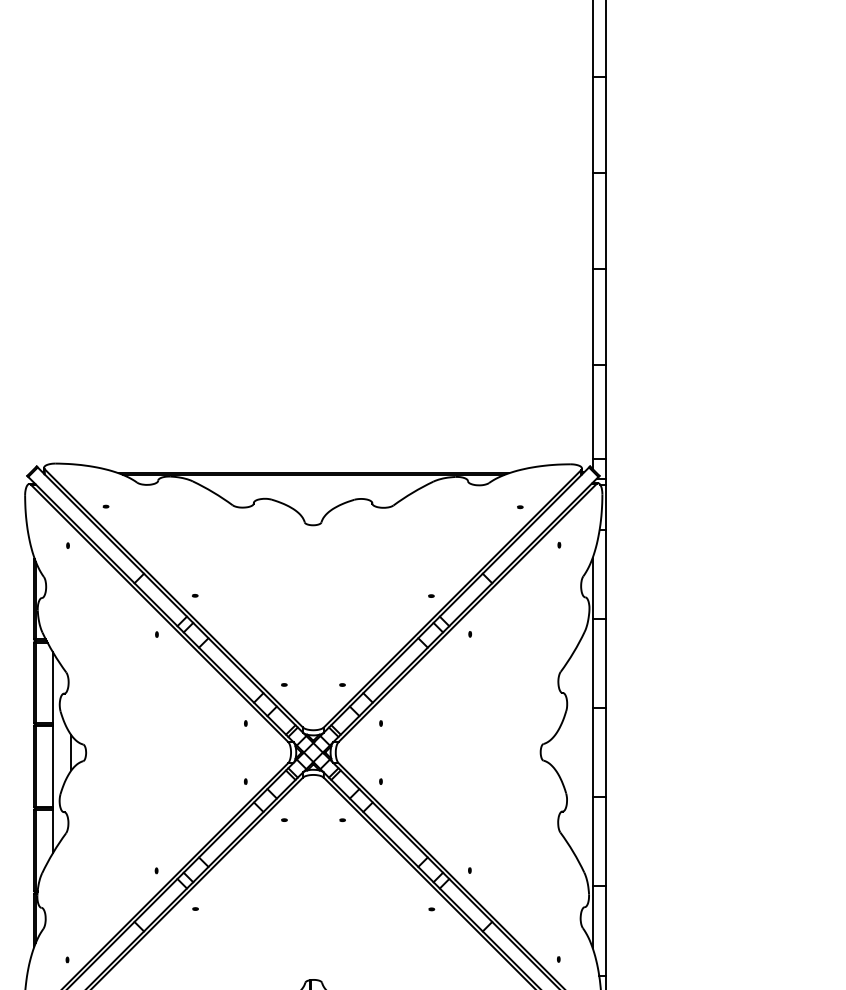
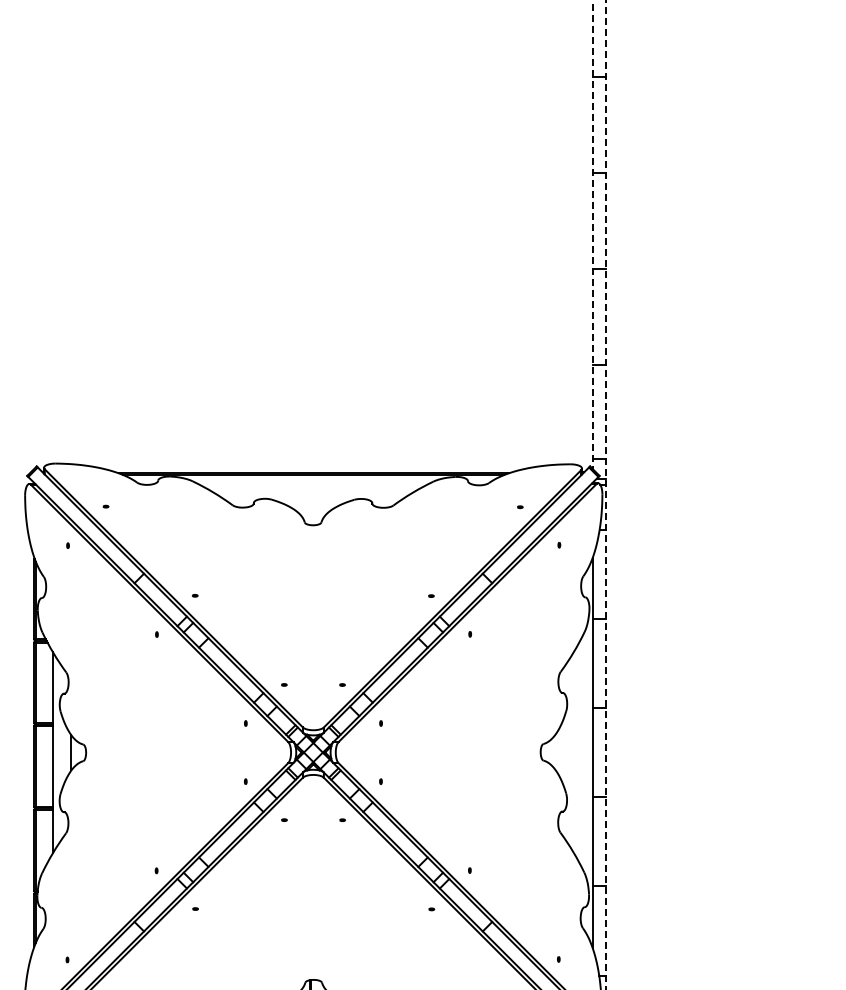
line: solid -> dashed (592, 235)
line: solid -> dashed (605, 495)
